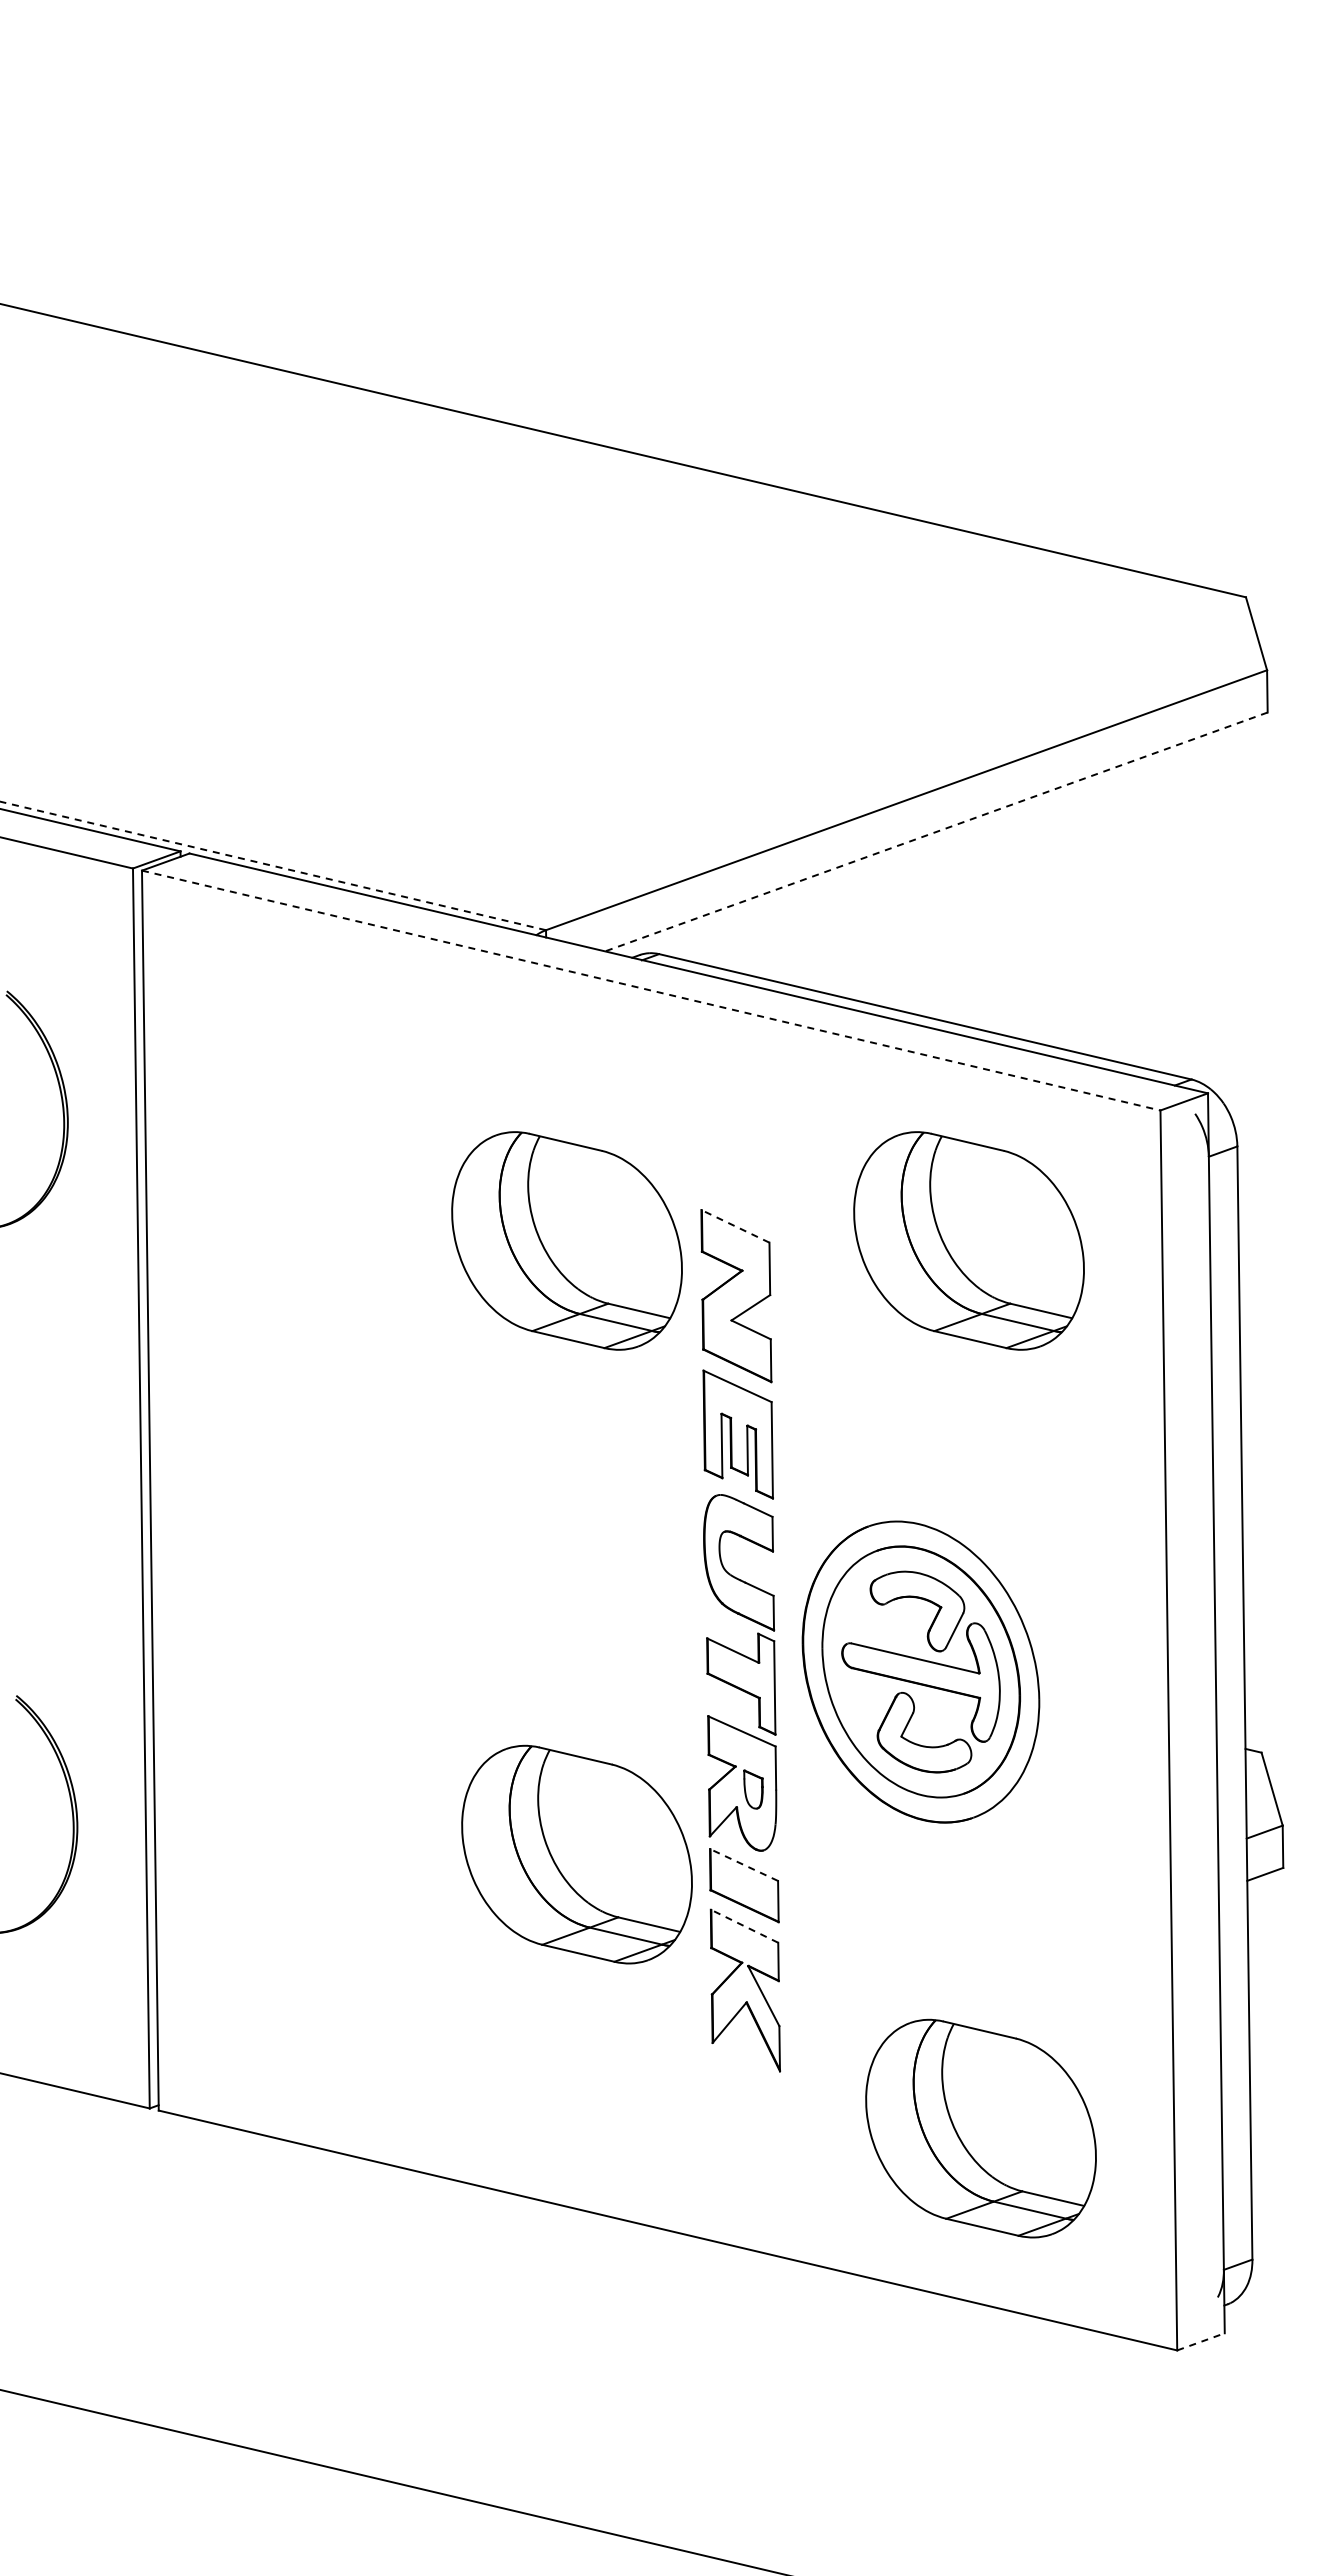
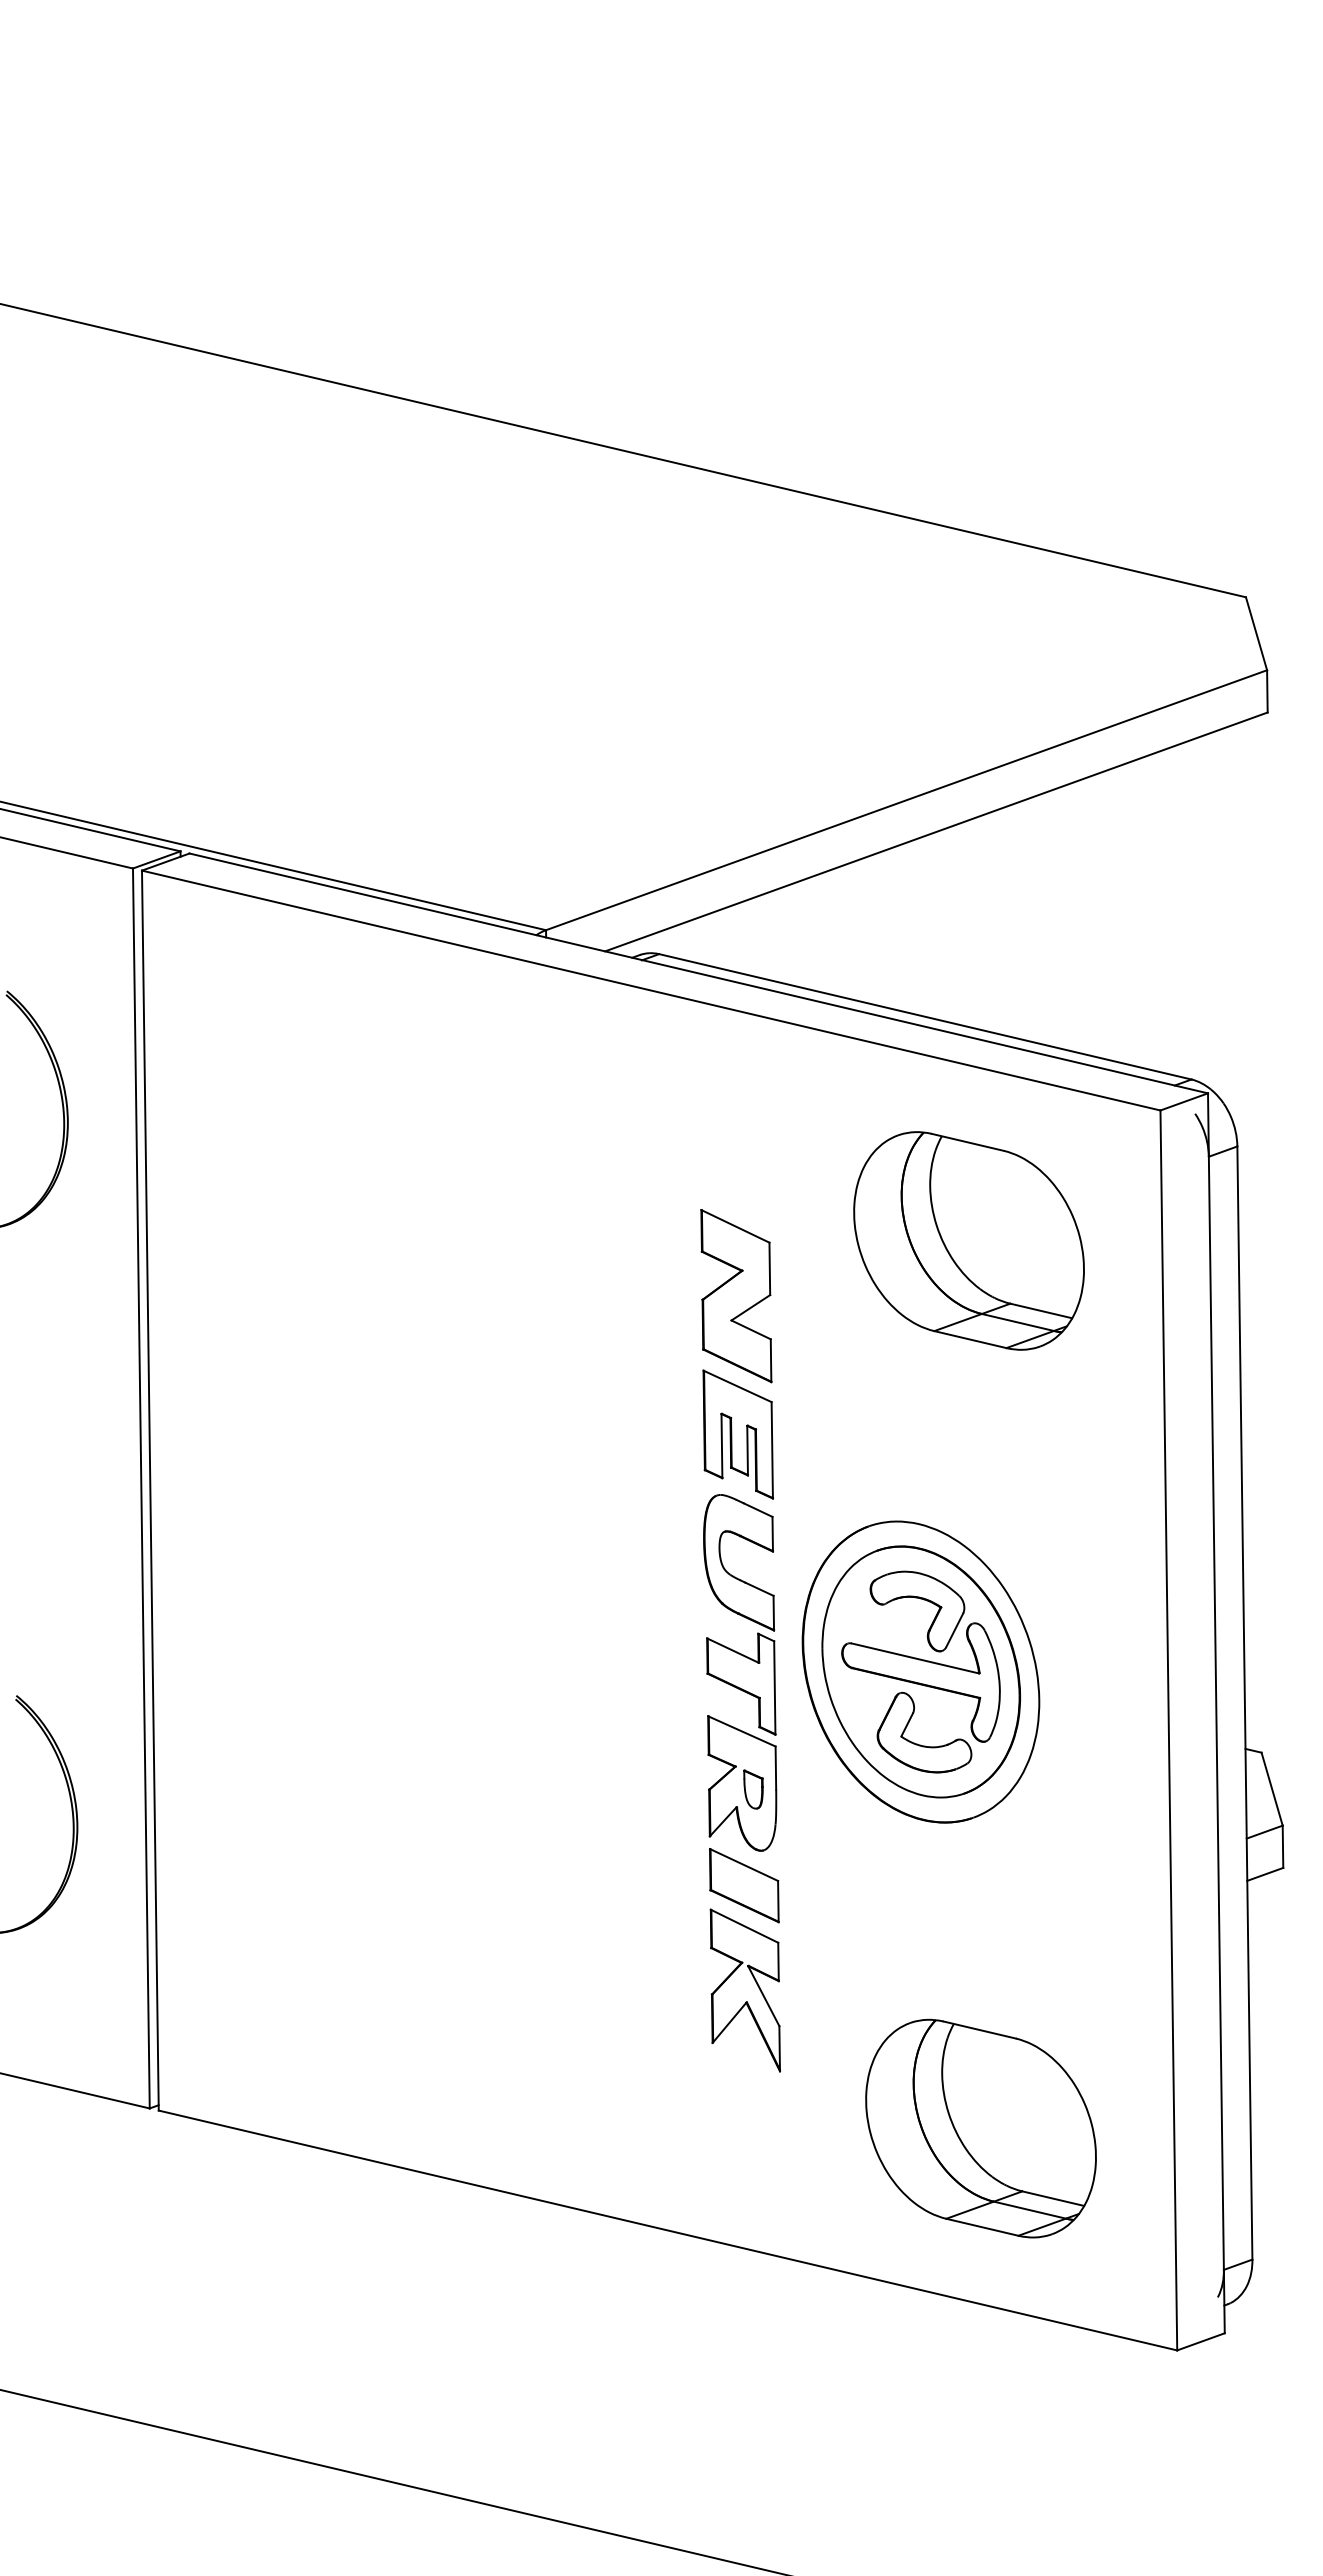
line: dashed -> solid (935, 832)
line: dashed -> solid (272, 865)
line: dashed -> solid (651, 990)
line: dashed -> solid (735, 1226)
part: present -> none (566, 1240)
part: present -> none (576, 1854)
line: dashed -> solid (744, 1865)
line: dashed -> solid (744, 1926)
line: dashed -> solid (1201, 2341)
